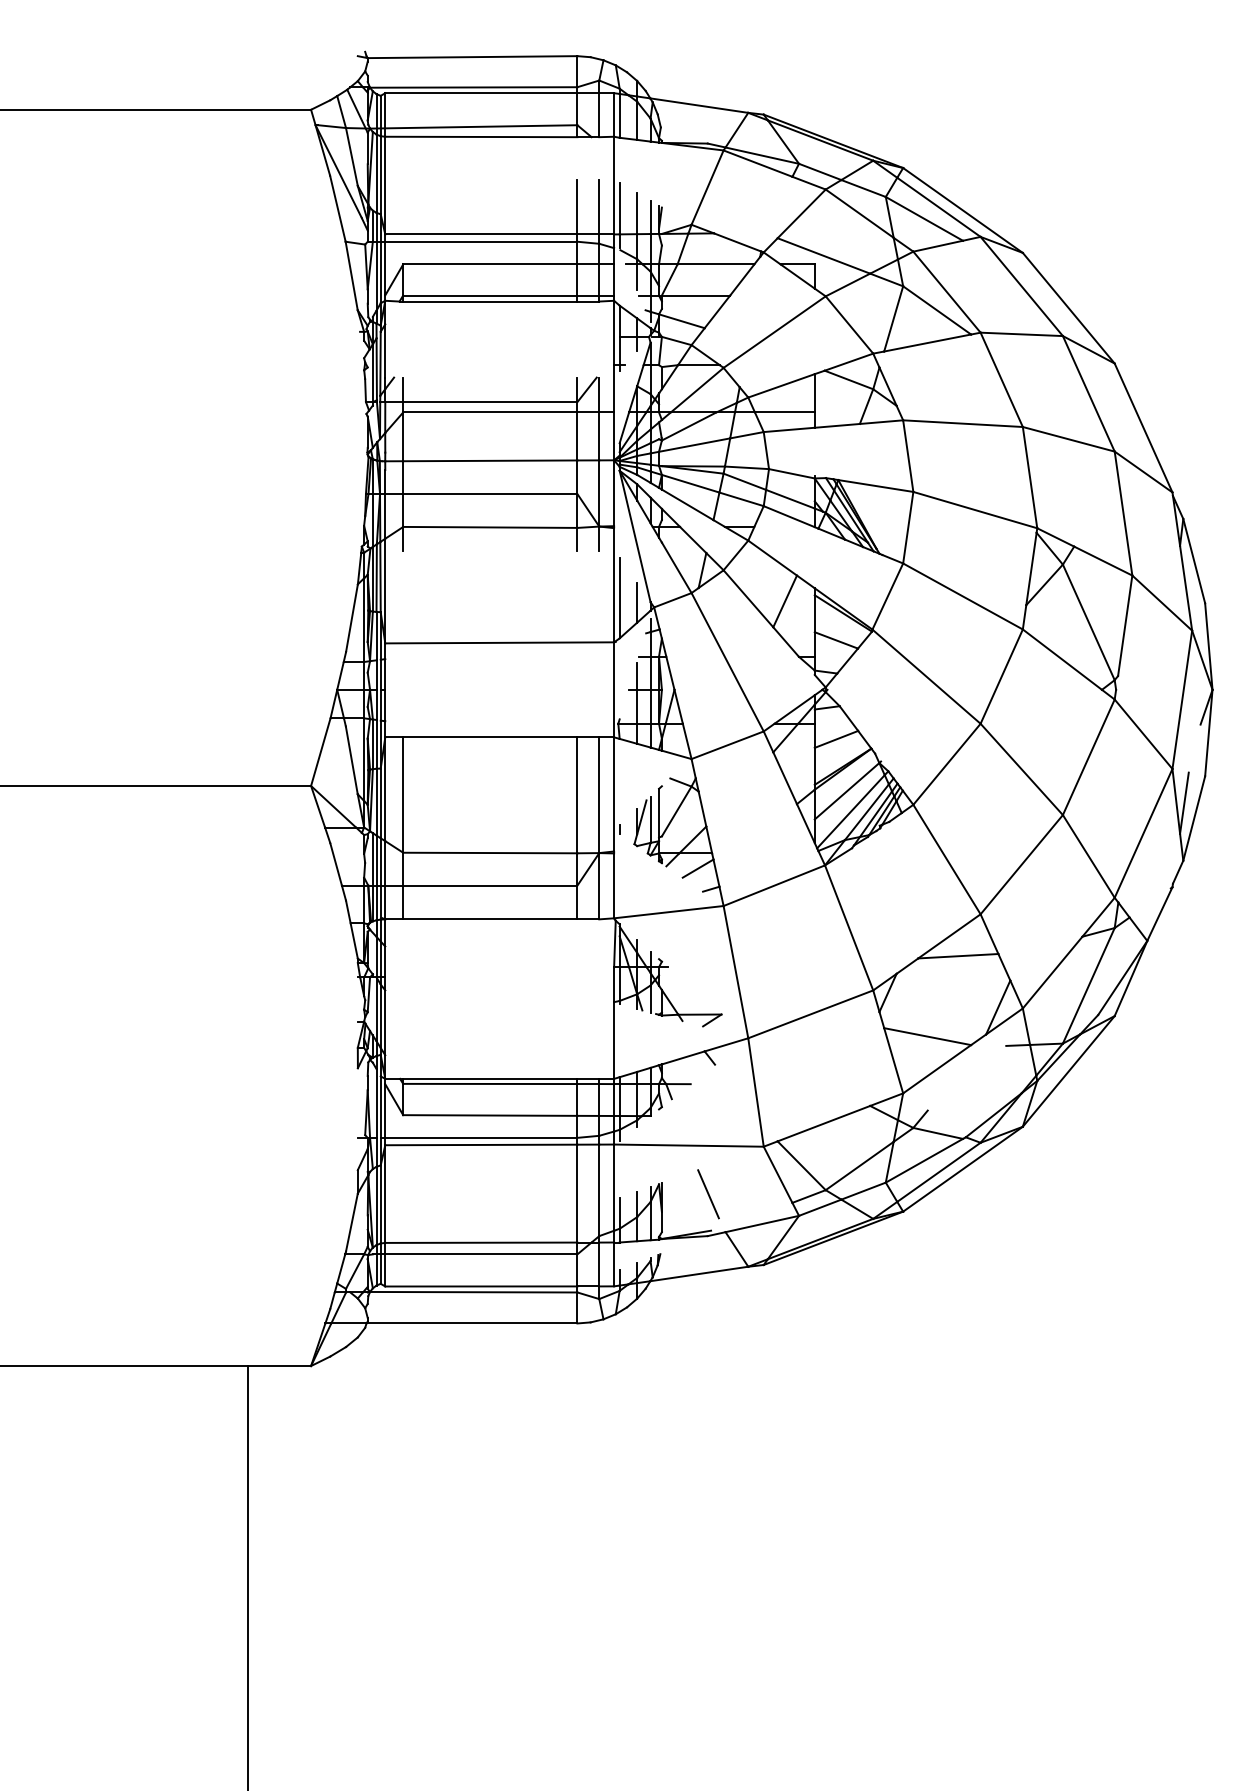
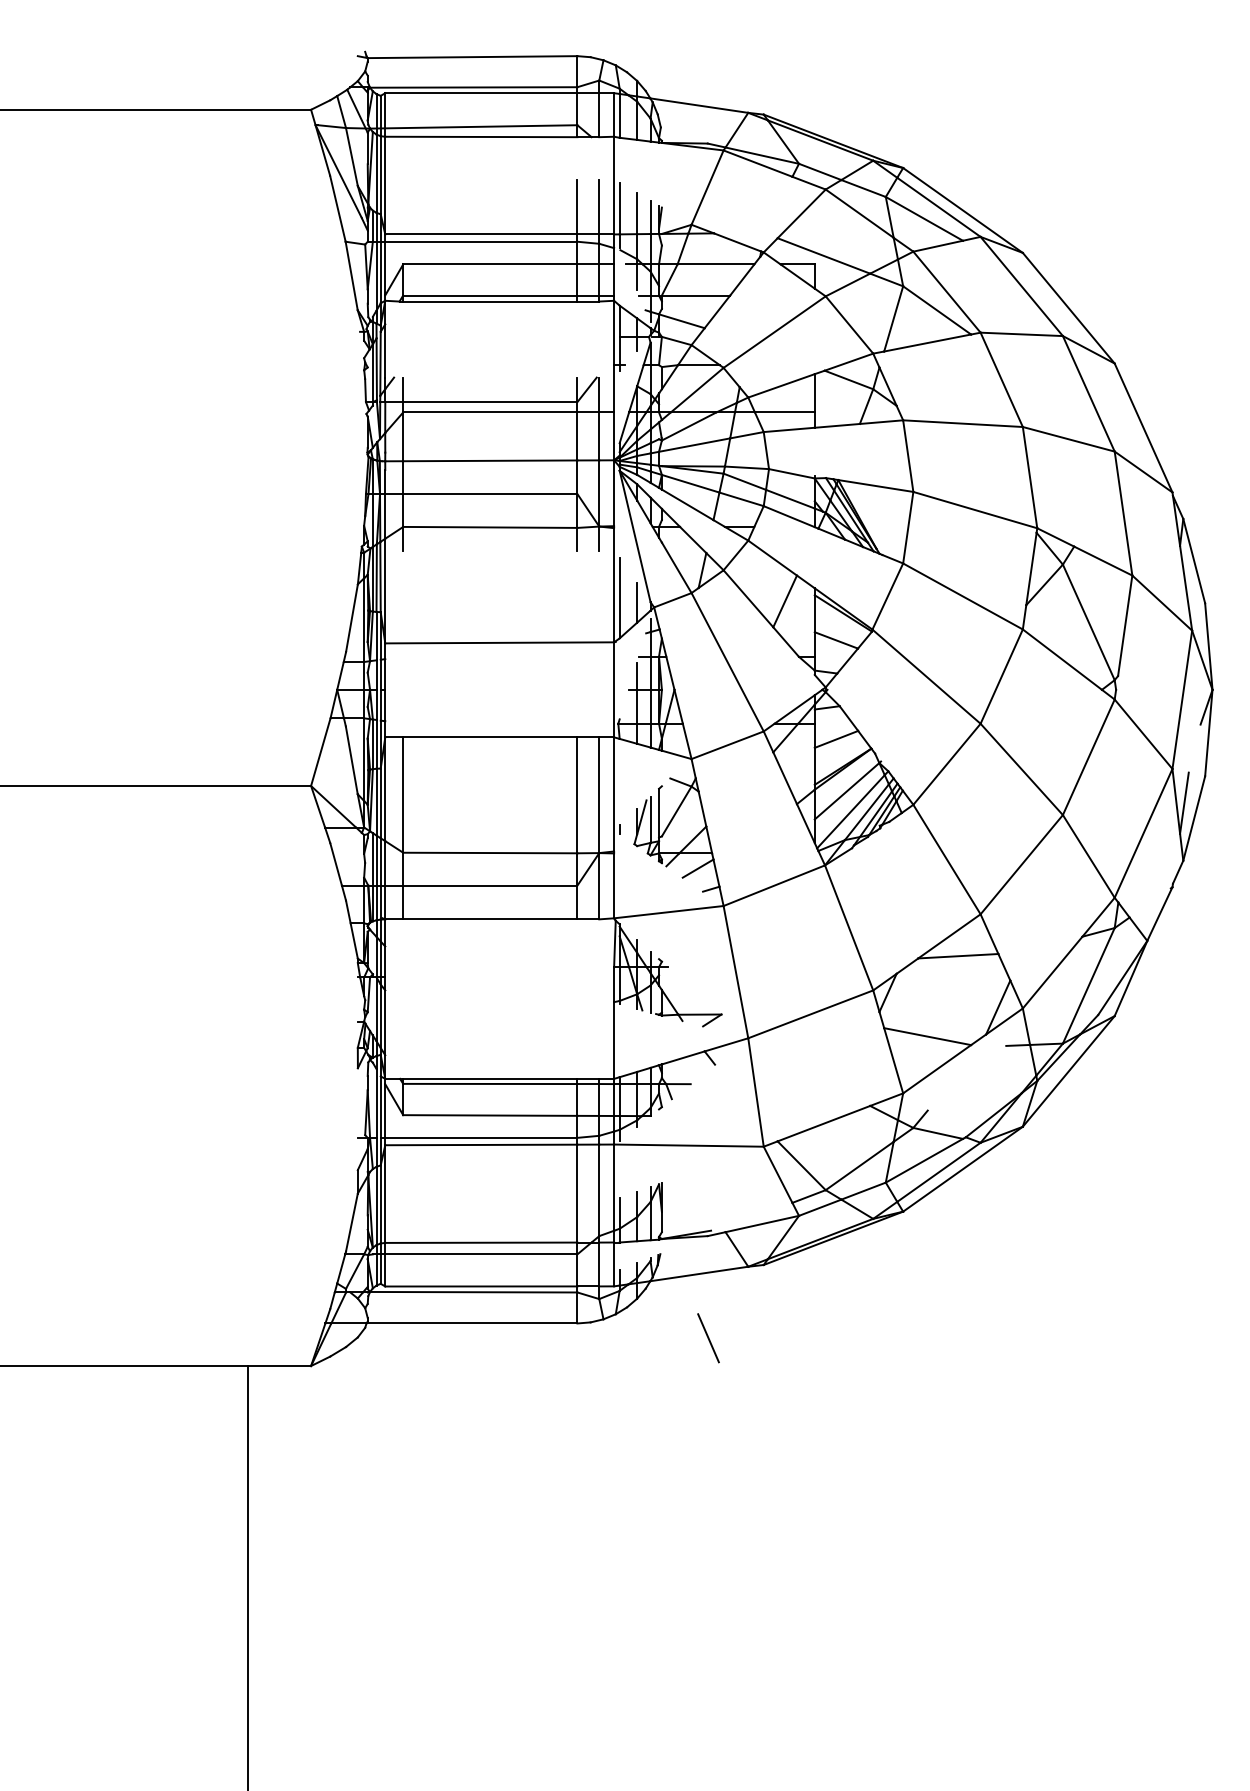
line position: (708, 1194) -> (708, 1338) (708, 1338)
